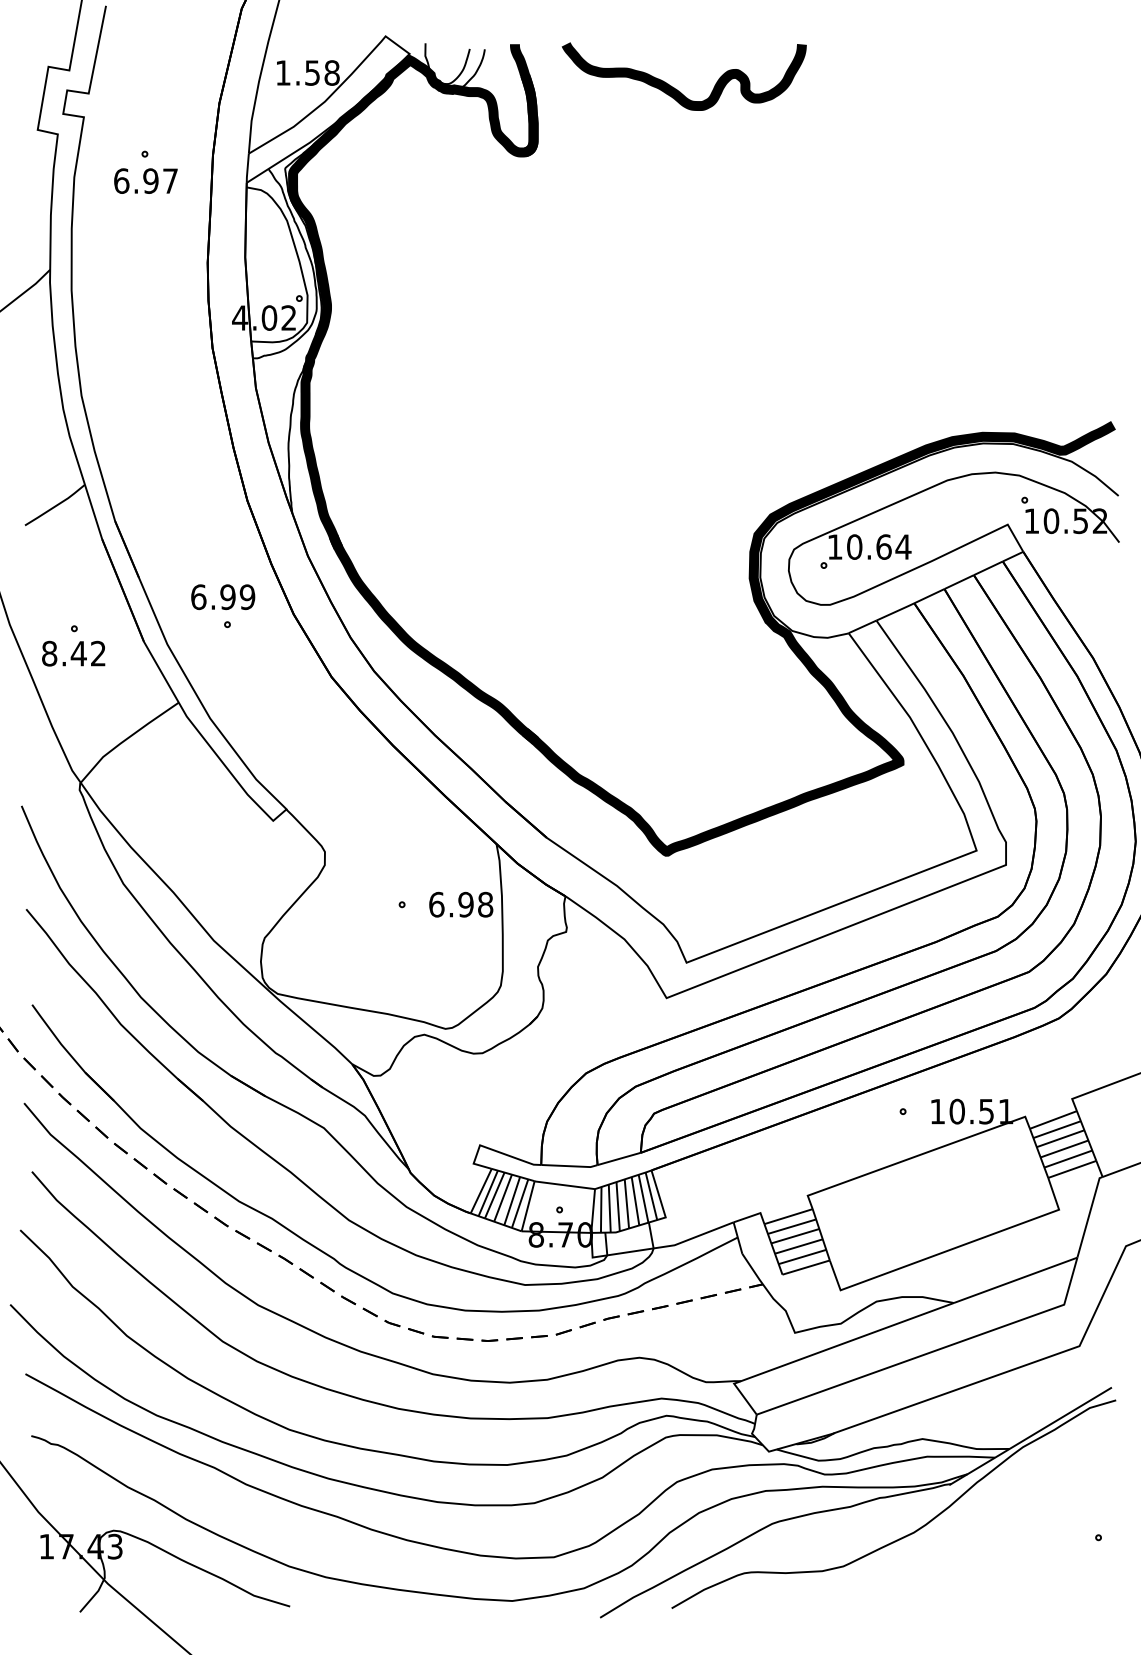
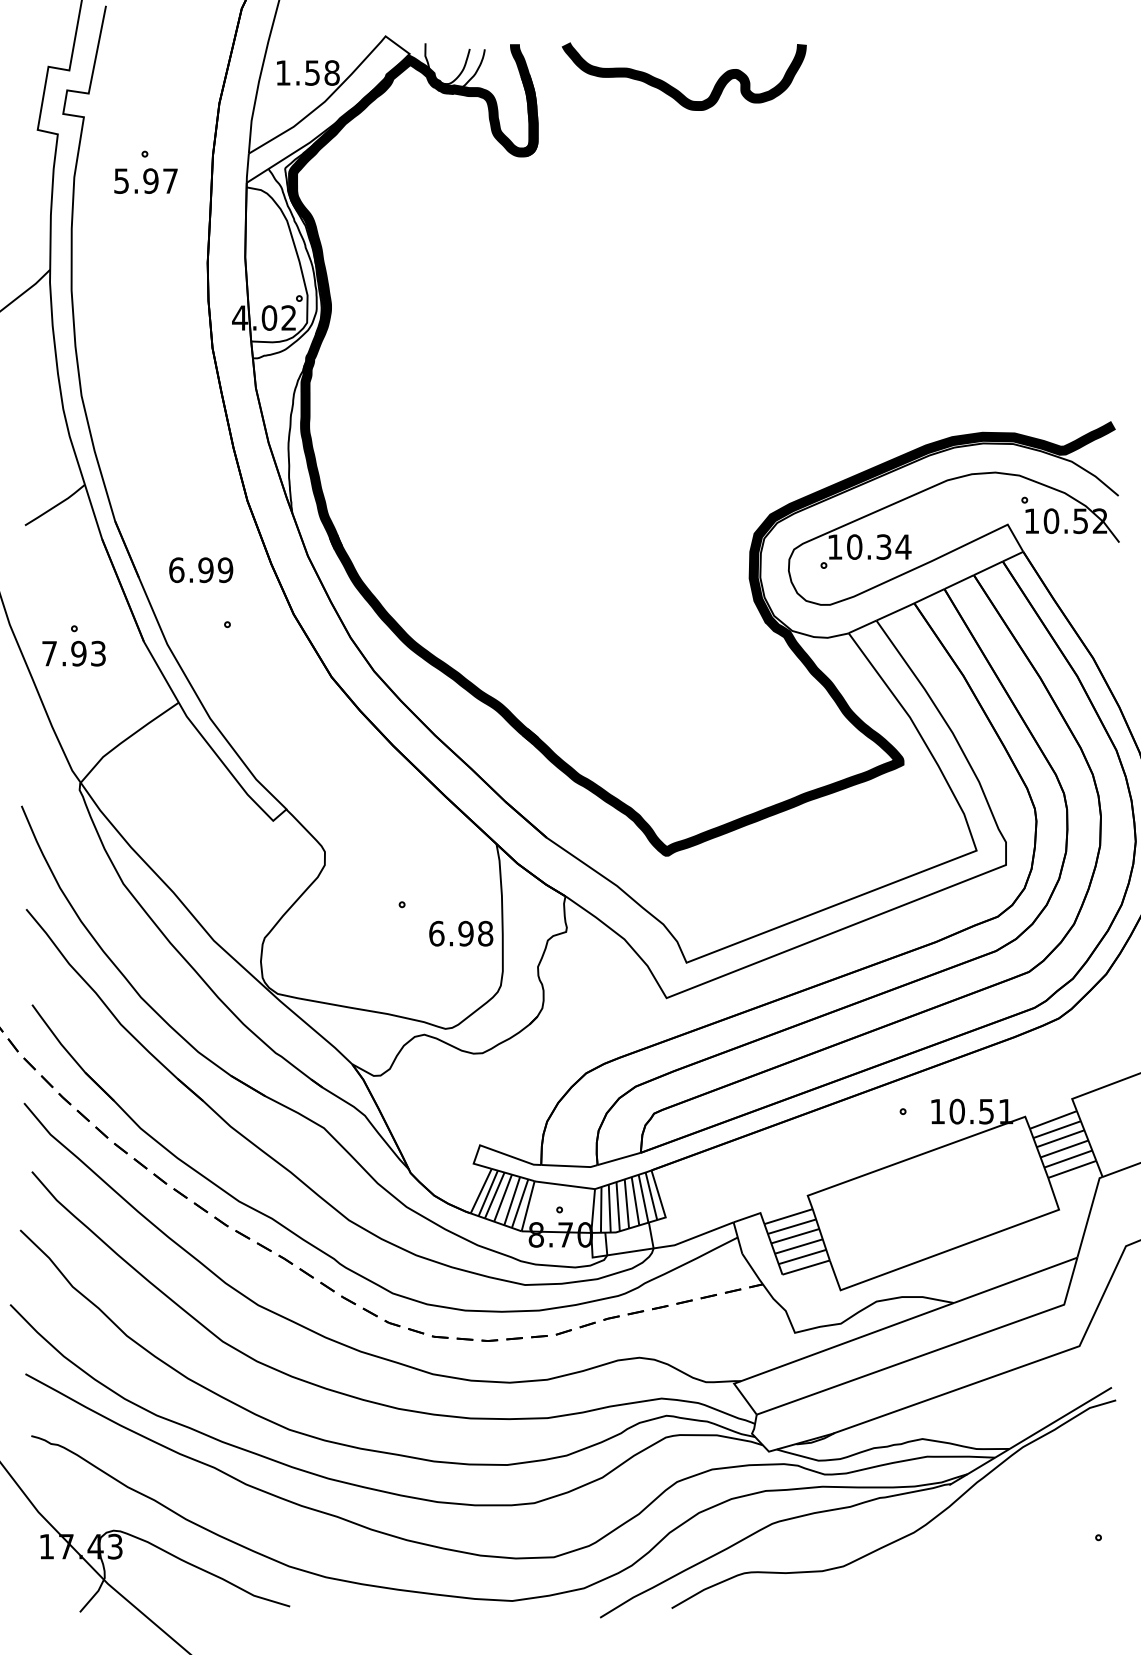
text: 6.97 -> 5.97 (121, 180)
text: 10.64 -> 10.34 (883, 546)
text position: (223, 597) -> (201, 570) (201, 570)
text: 8.42 -> 7.93 (73, 653)
text position: (461, 904) -> (461, 933) (461, 933)
